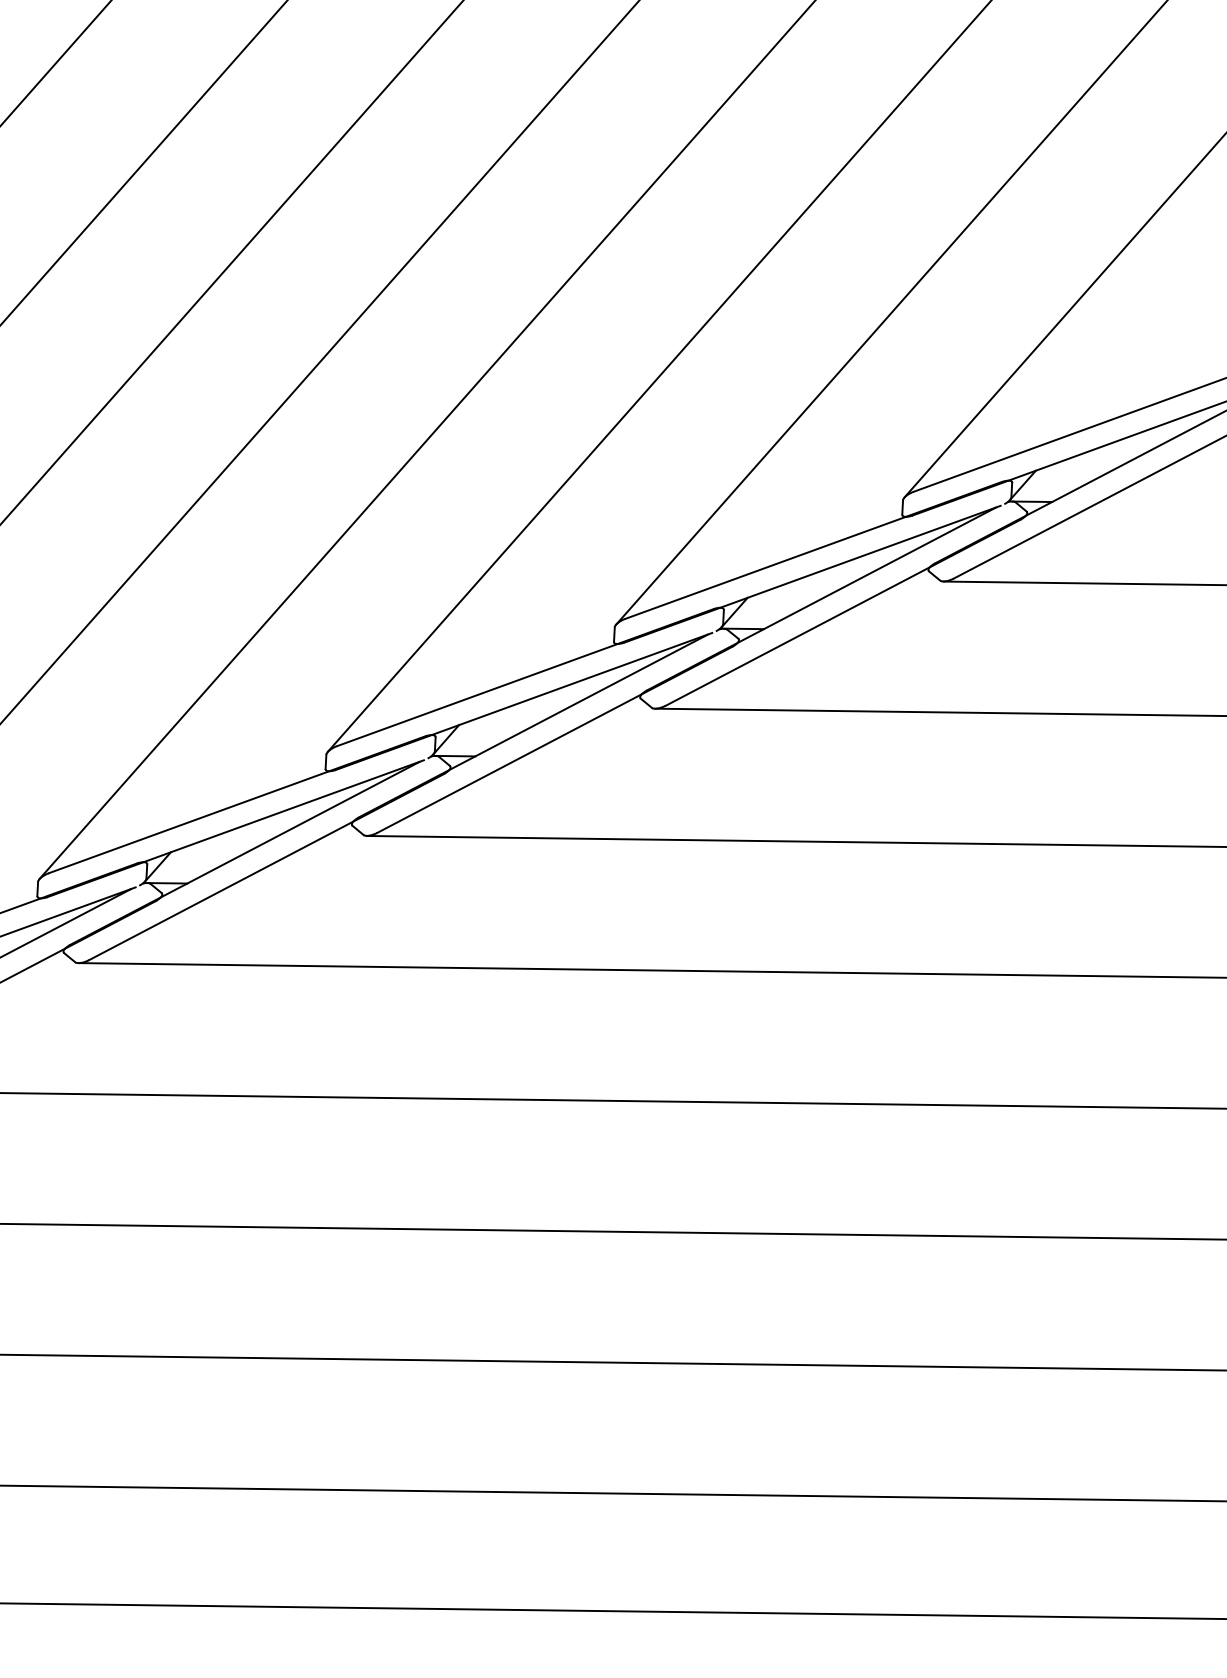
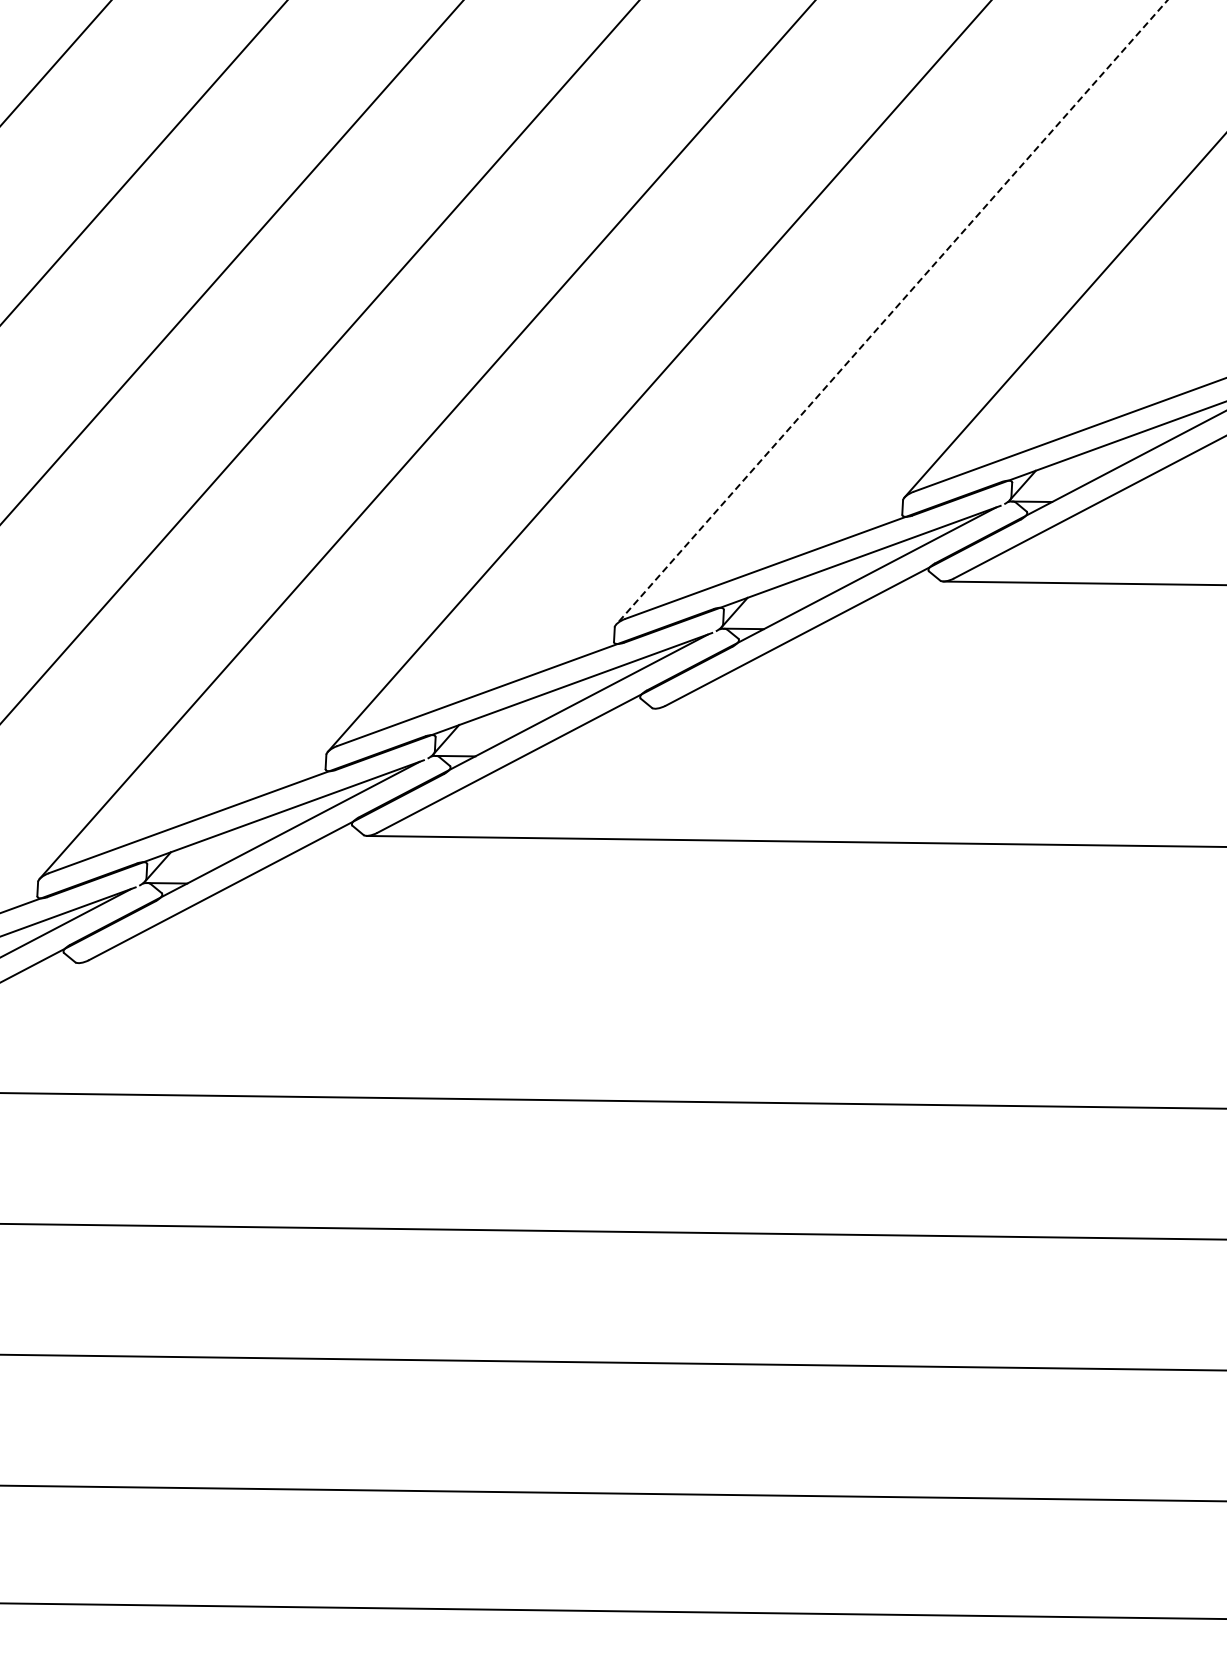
line: solid -> dashed (892, 312)
line: present -> none (939, 712)
line: present -> none (650, 970)
